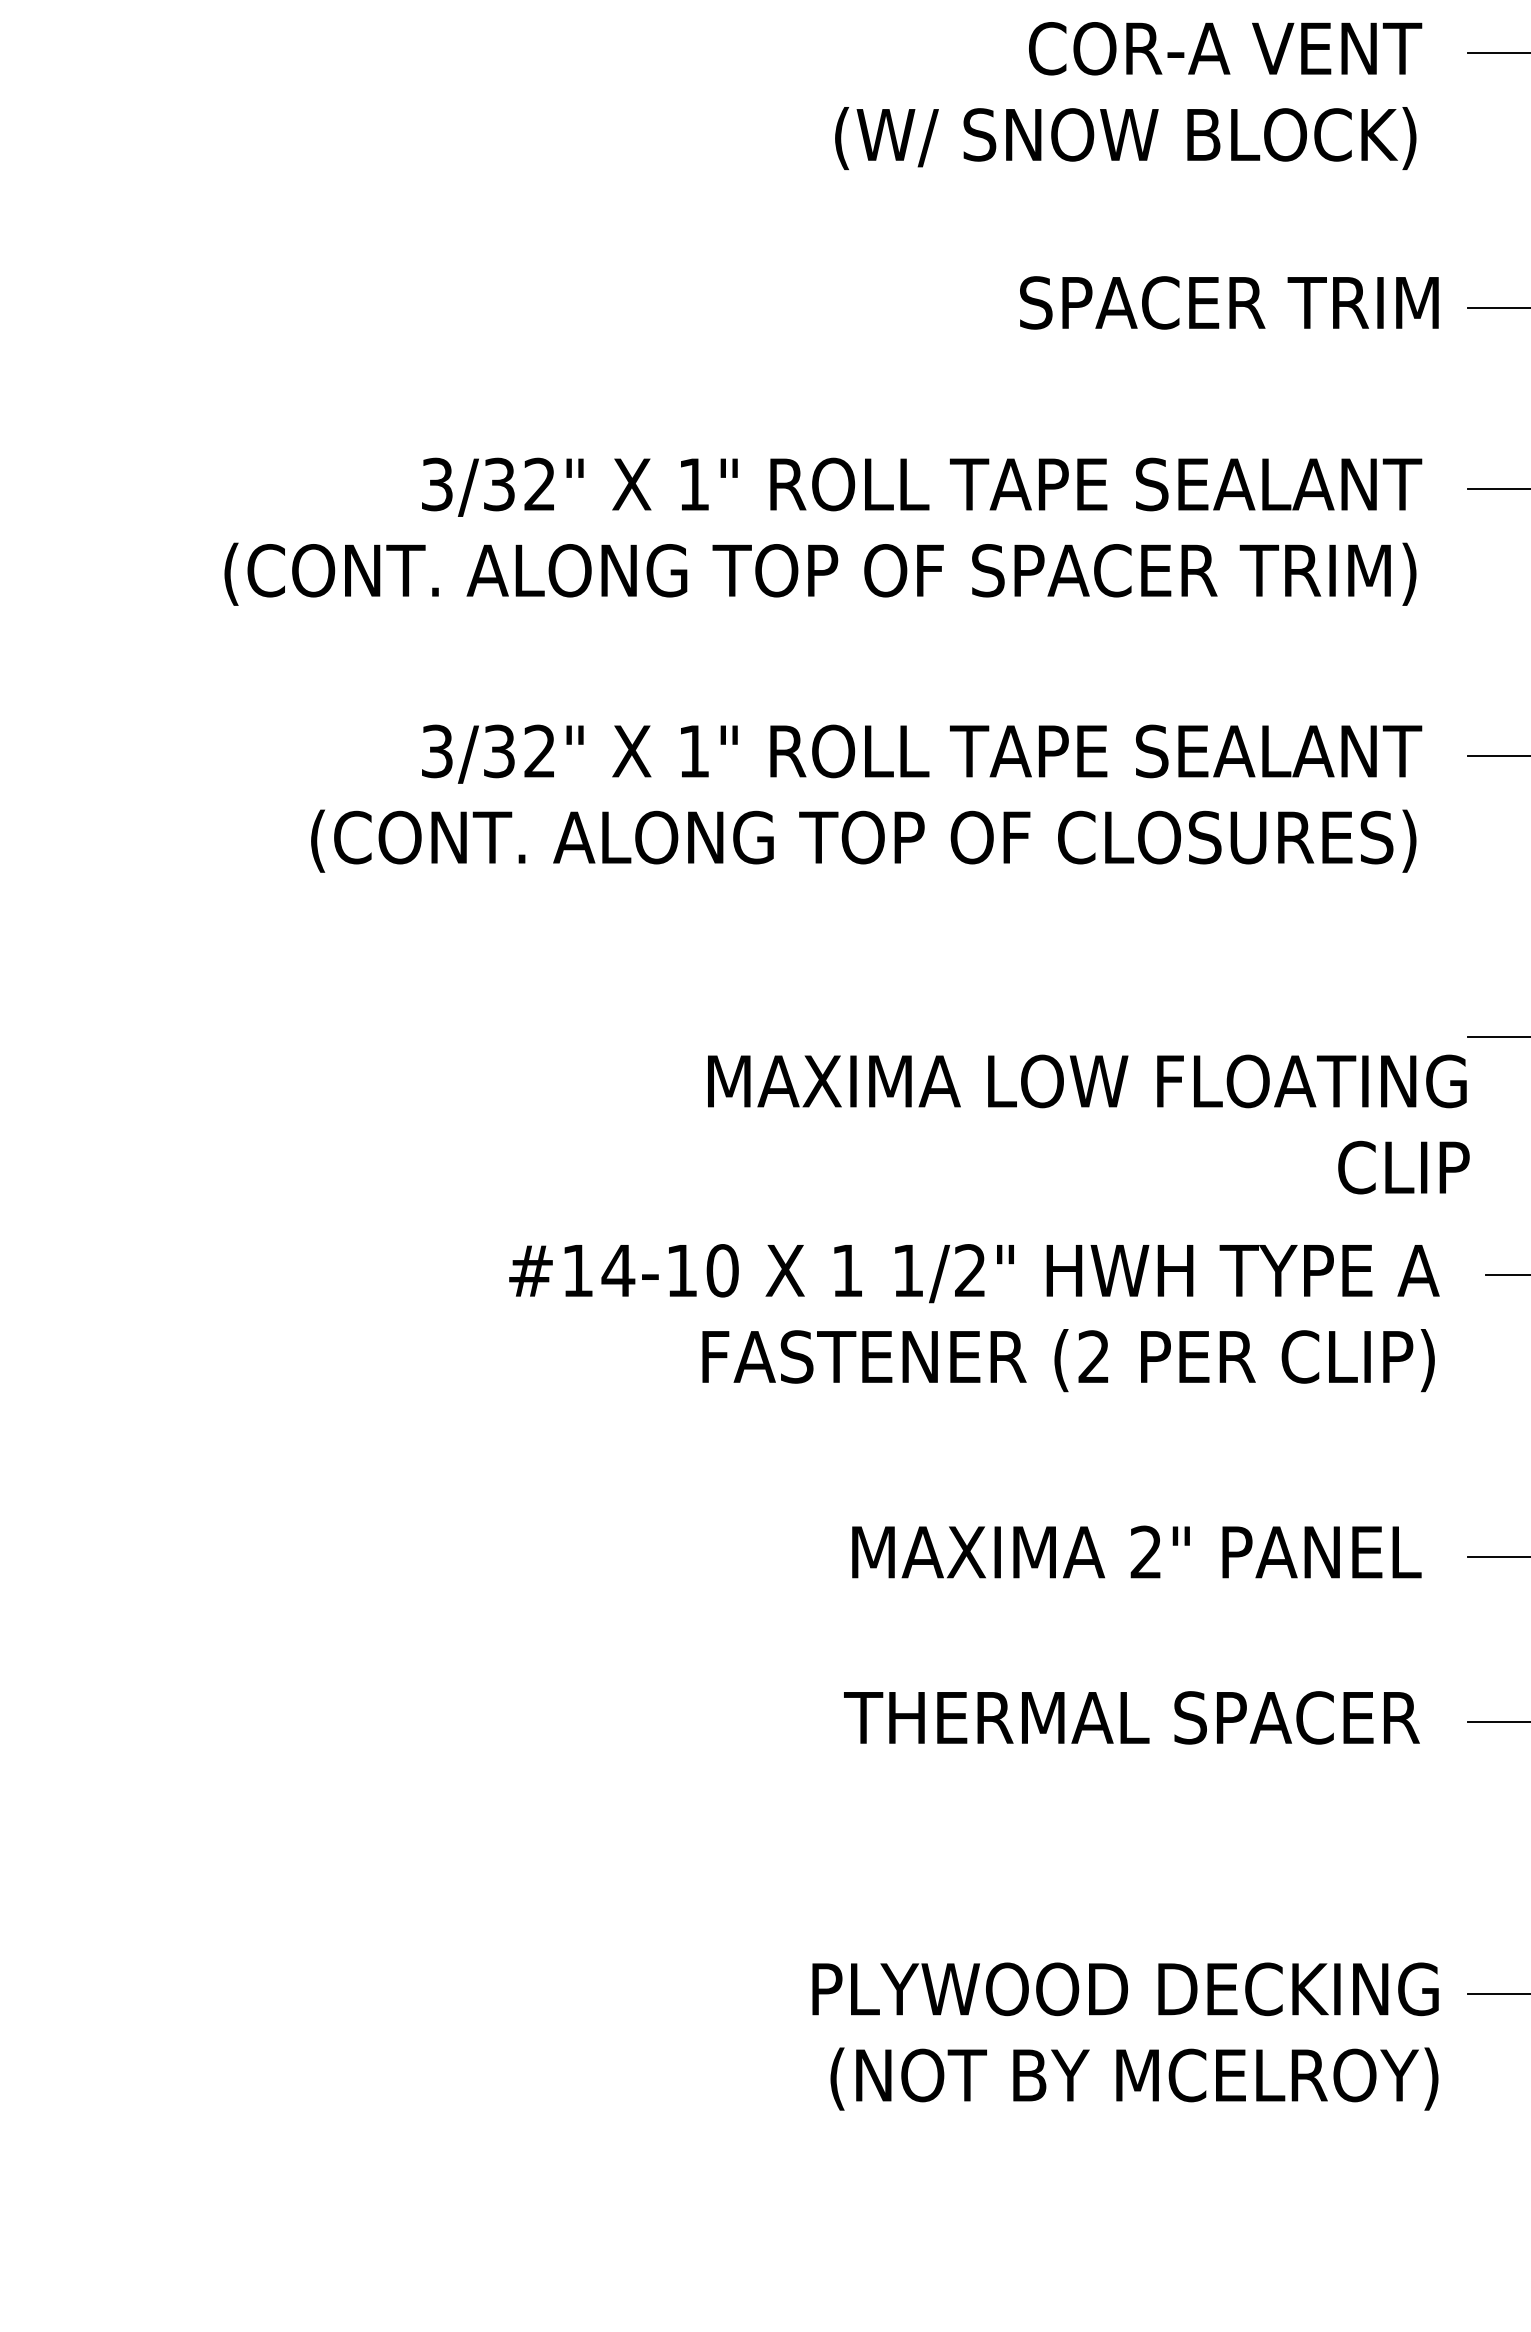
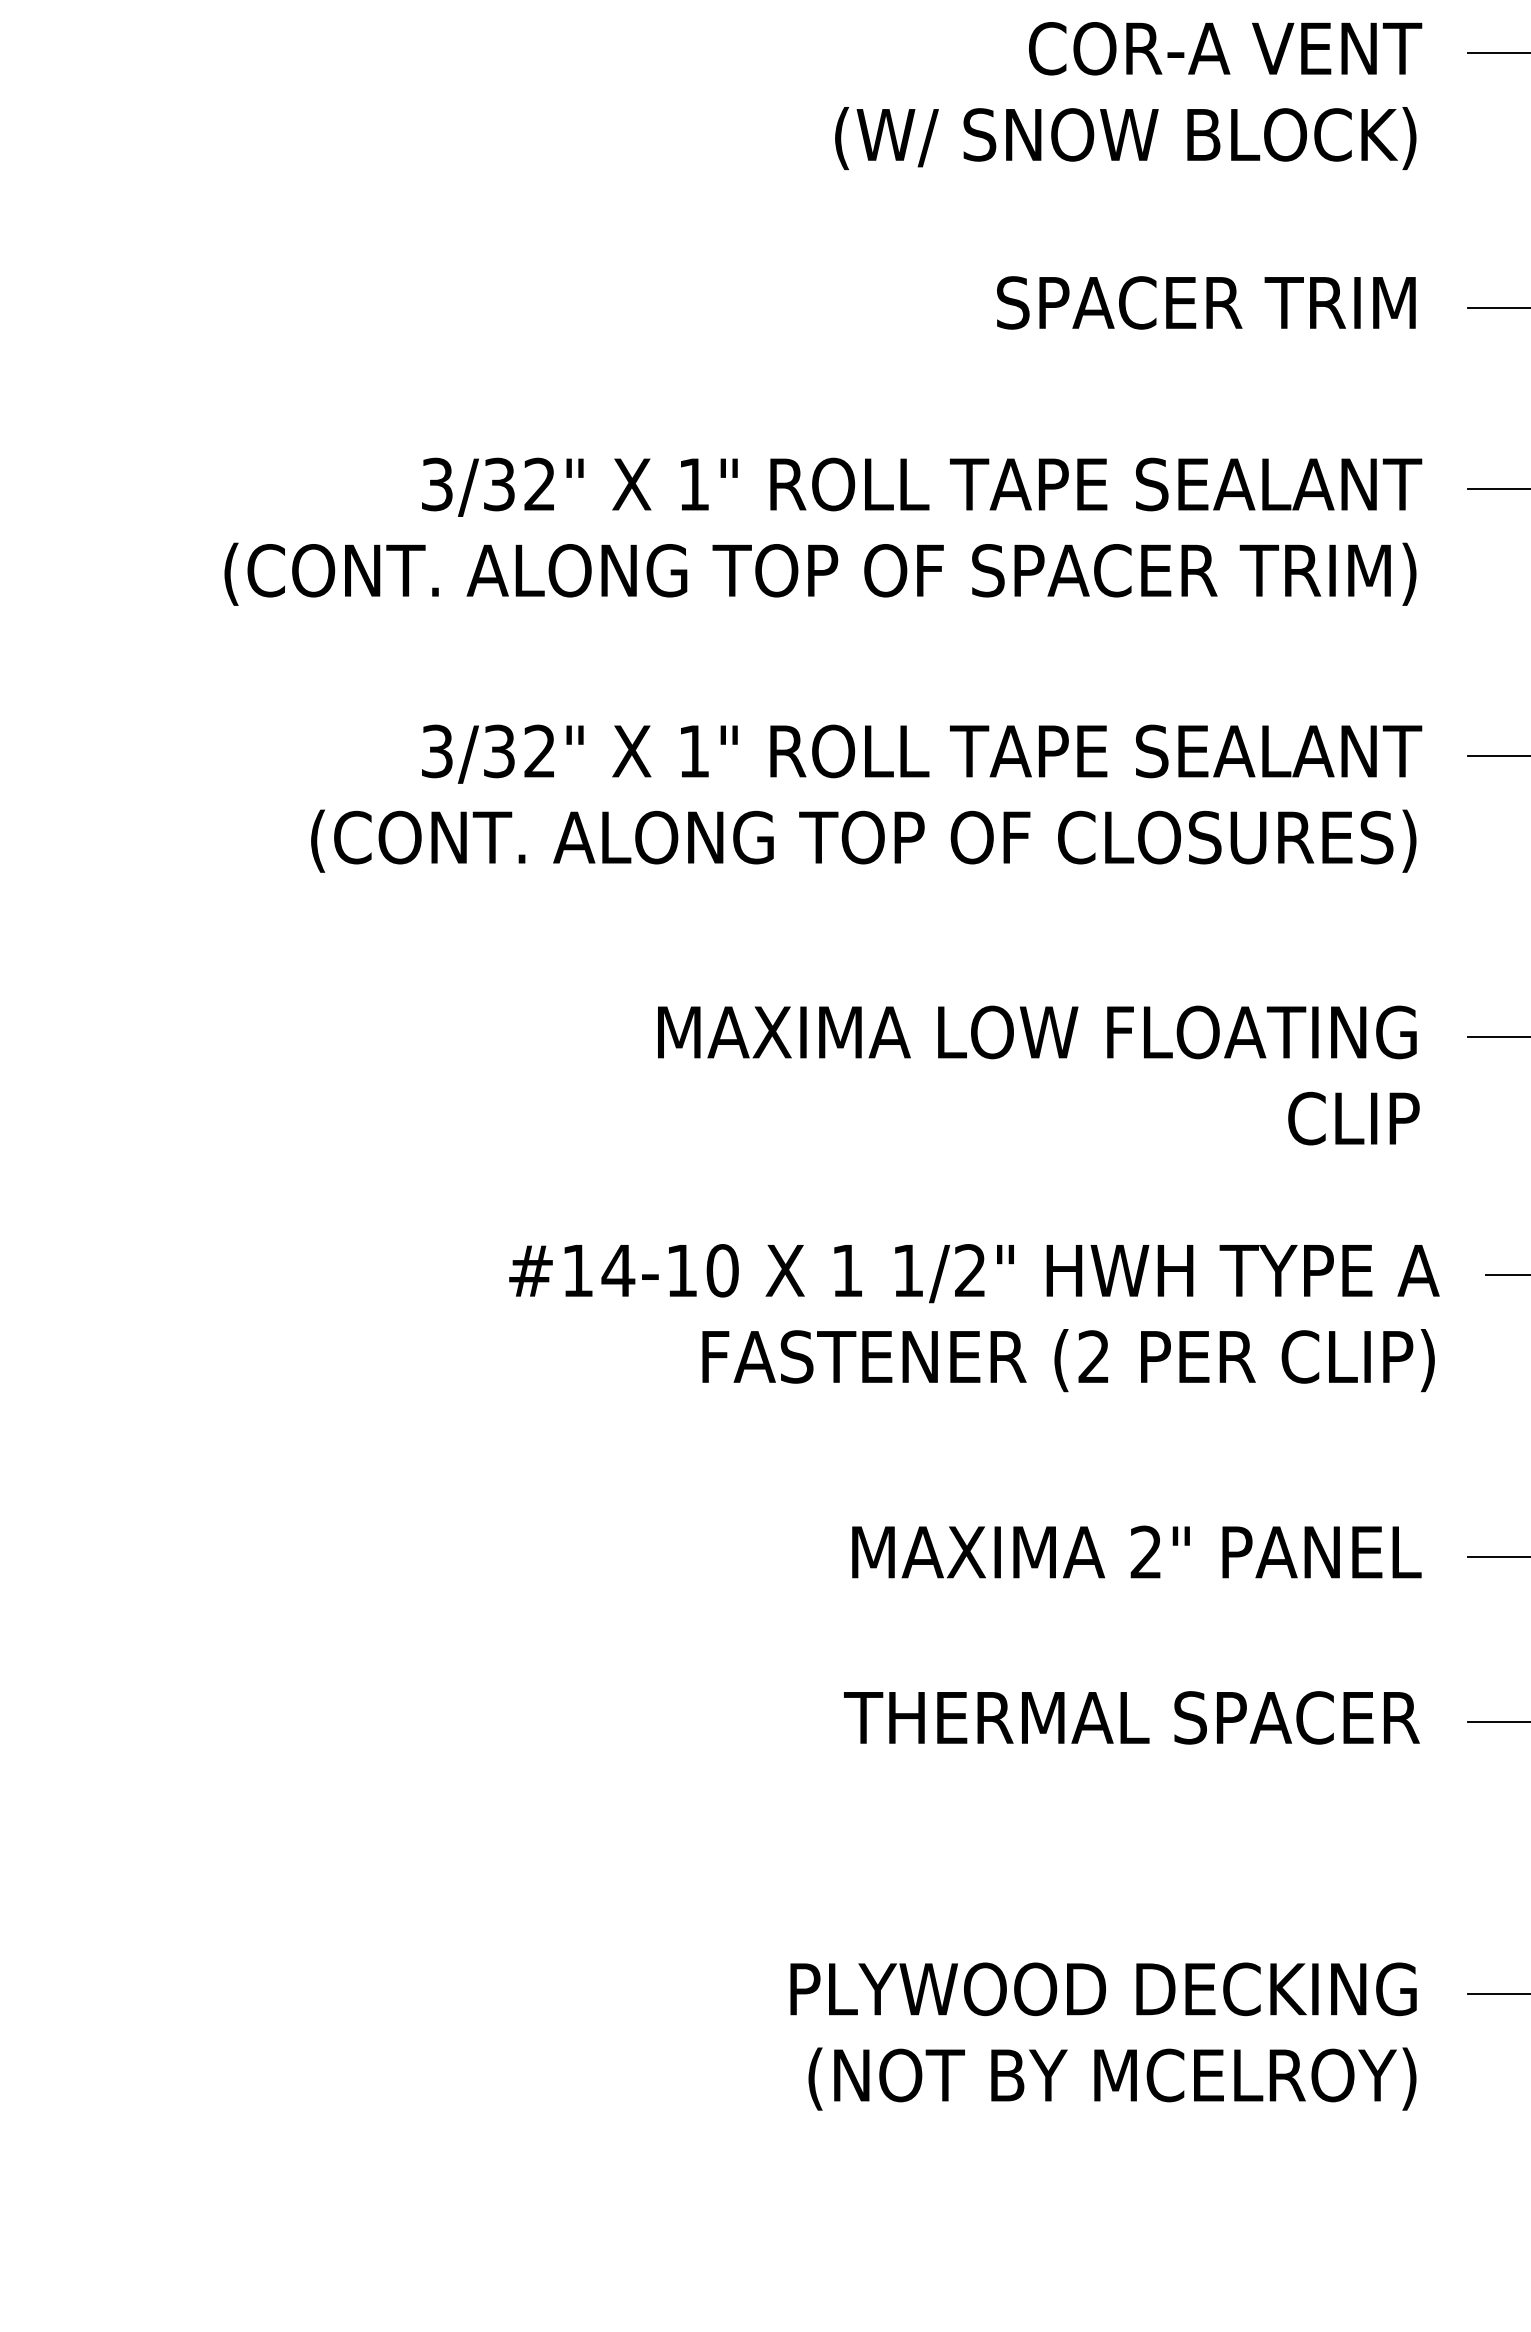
text position: (1229, 302) -> (1206, 302) (1206, 302)
text position: (1088, 1124) -> (1038, 1075) (1038, 1075)
text position: (1125, 2036) -> (1103, 2036) (1103, 2036)
